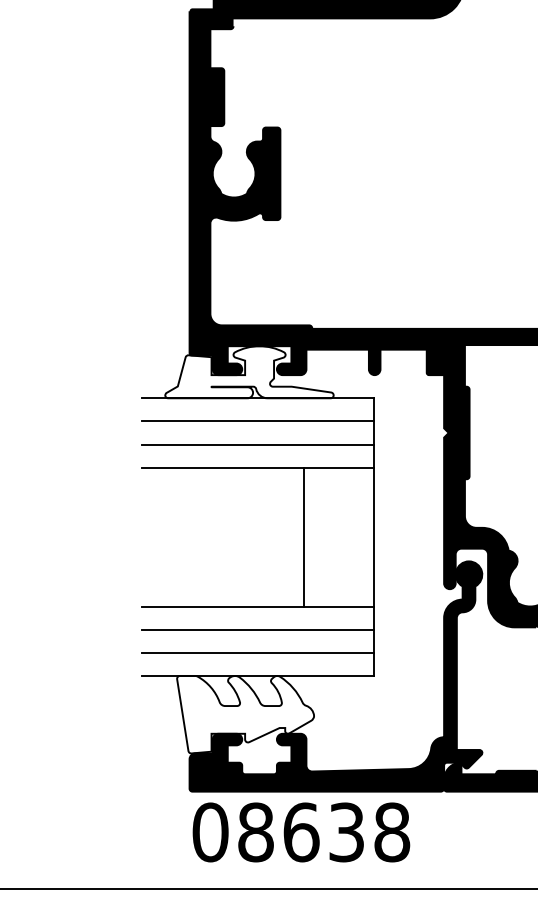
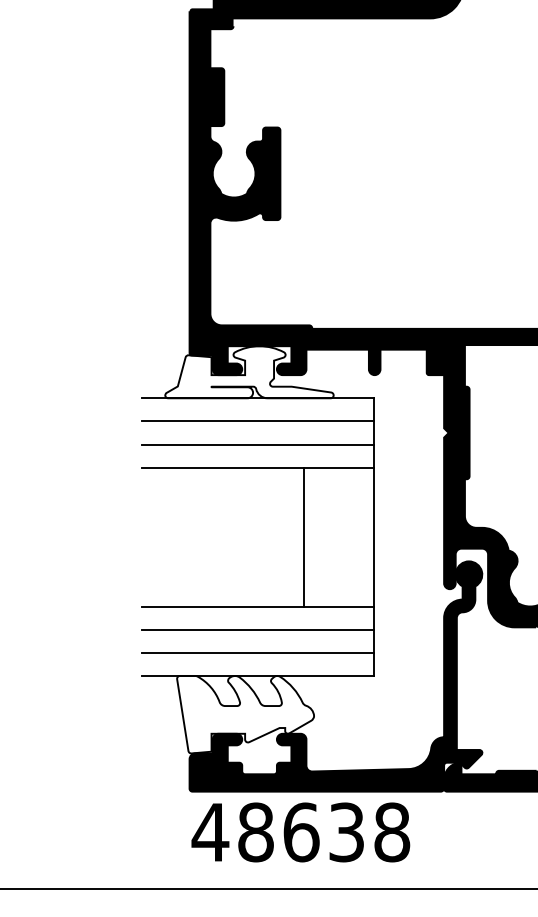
text: 08638 -> 48638 (210, 832)
